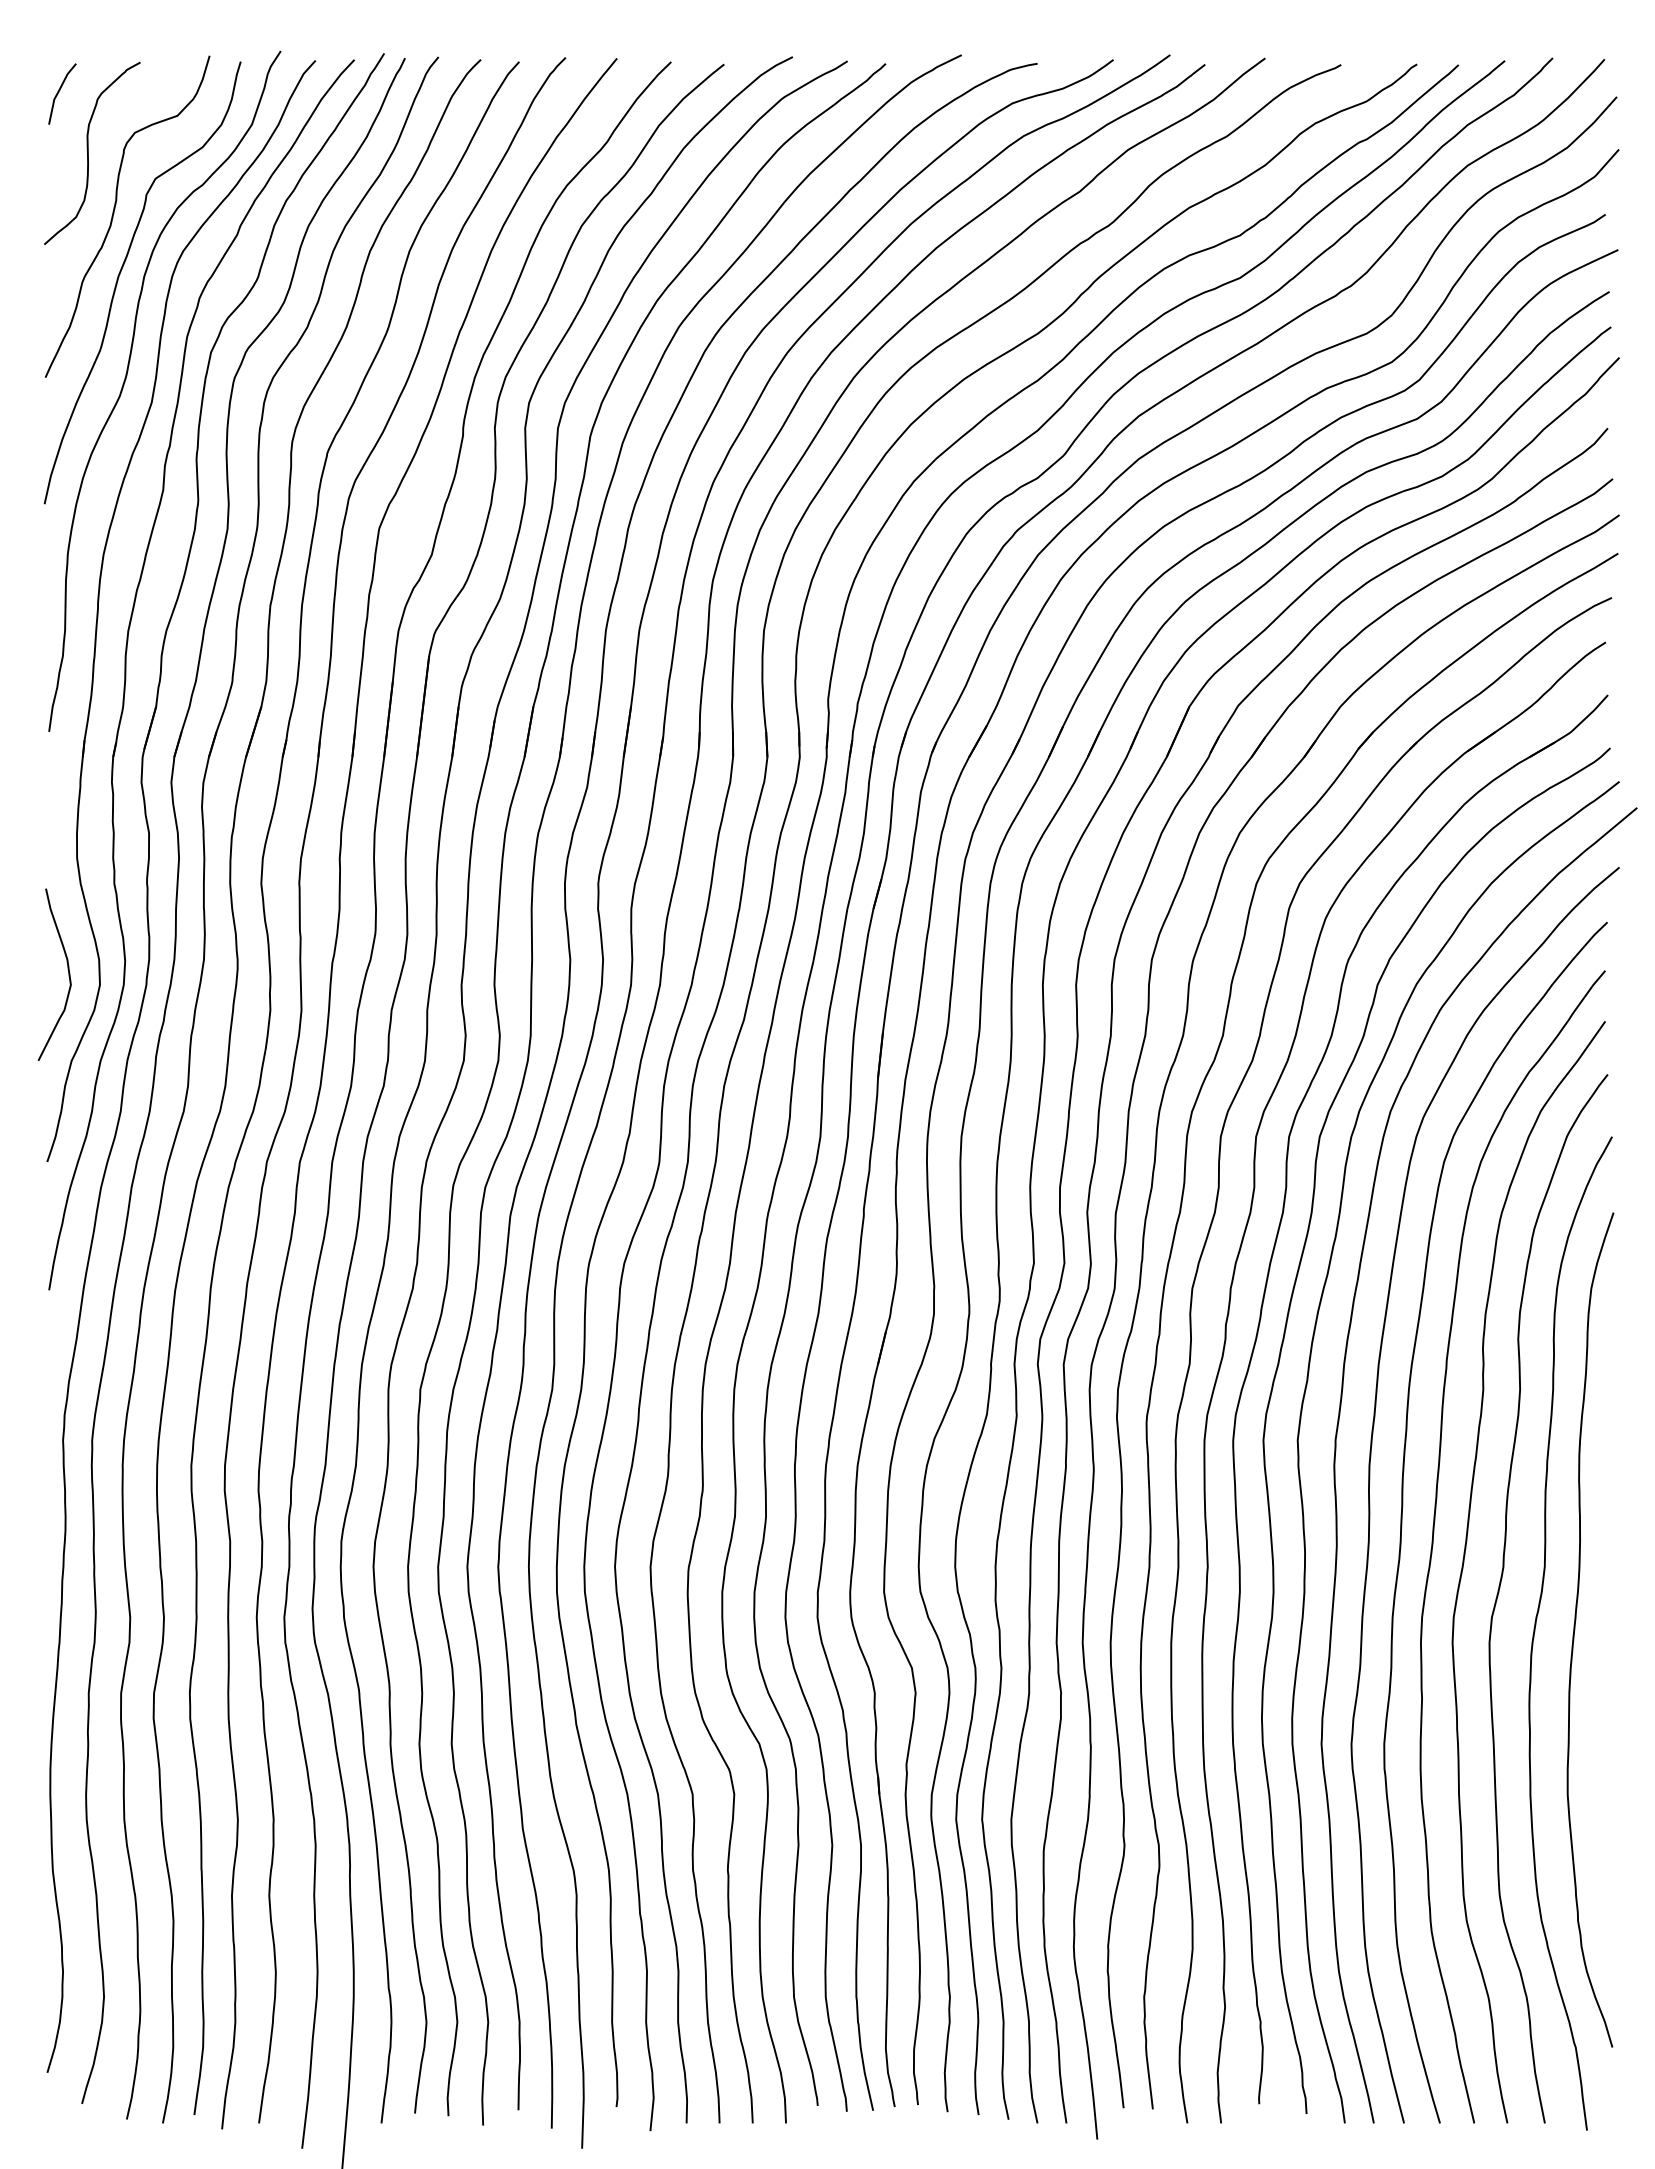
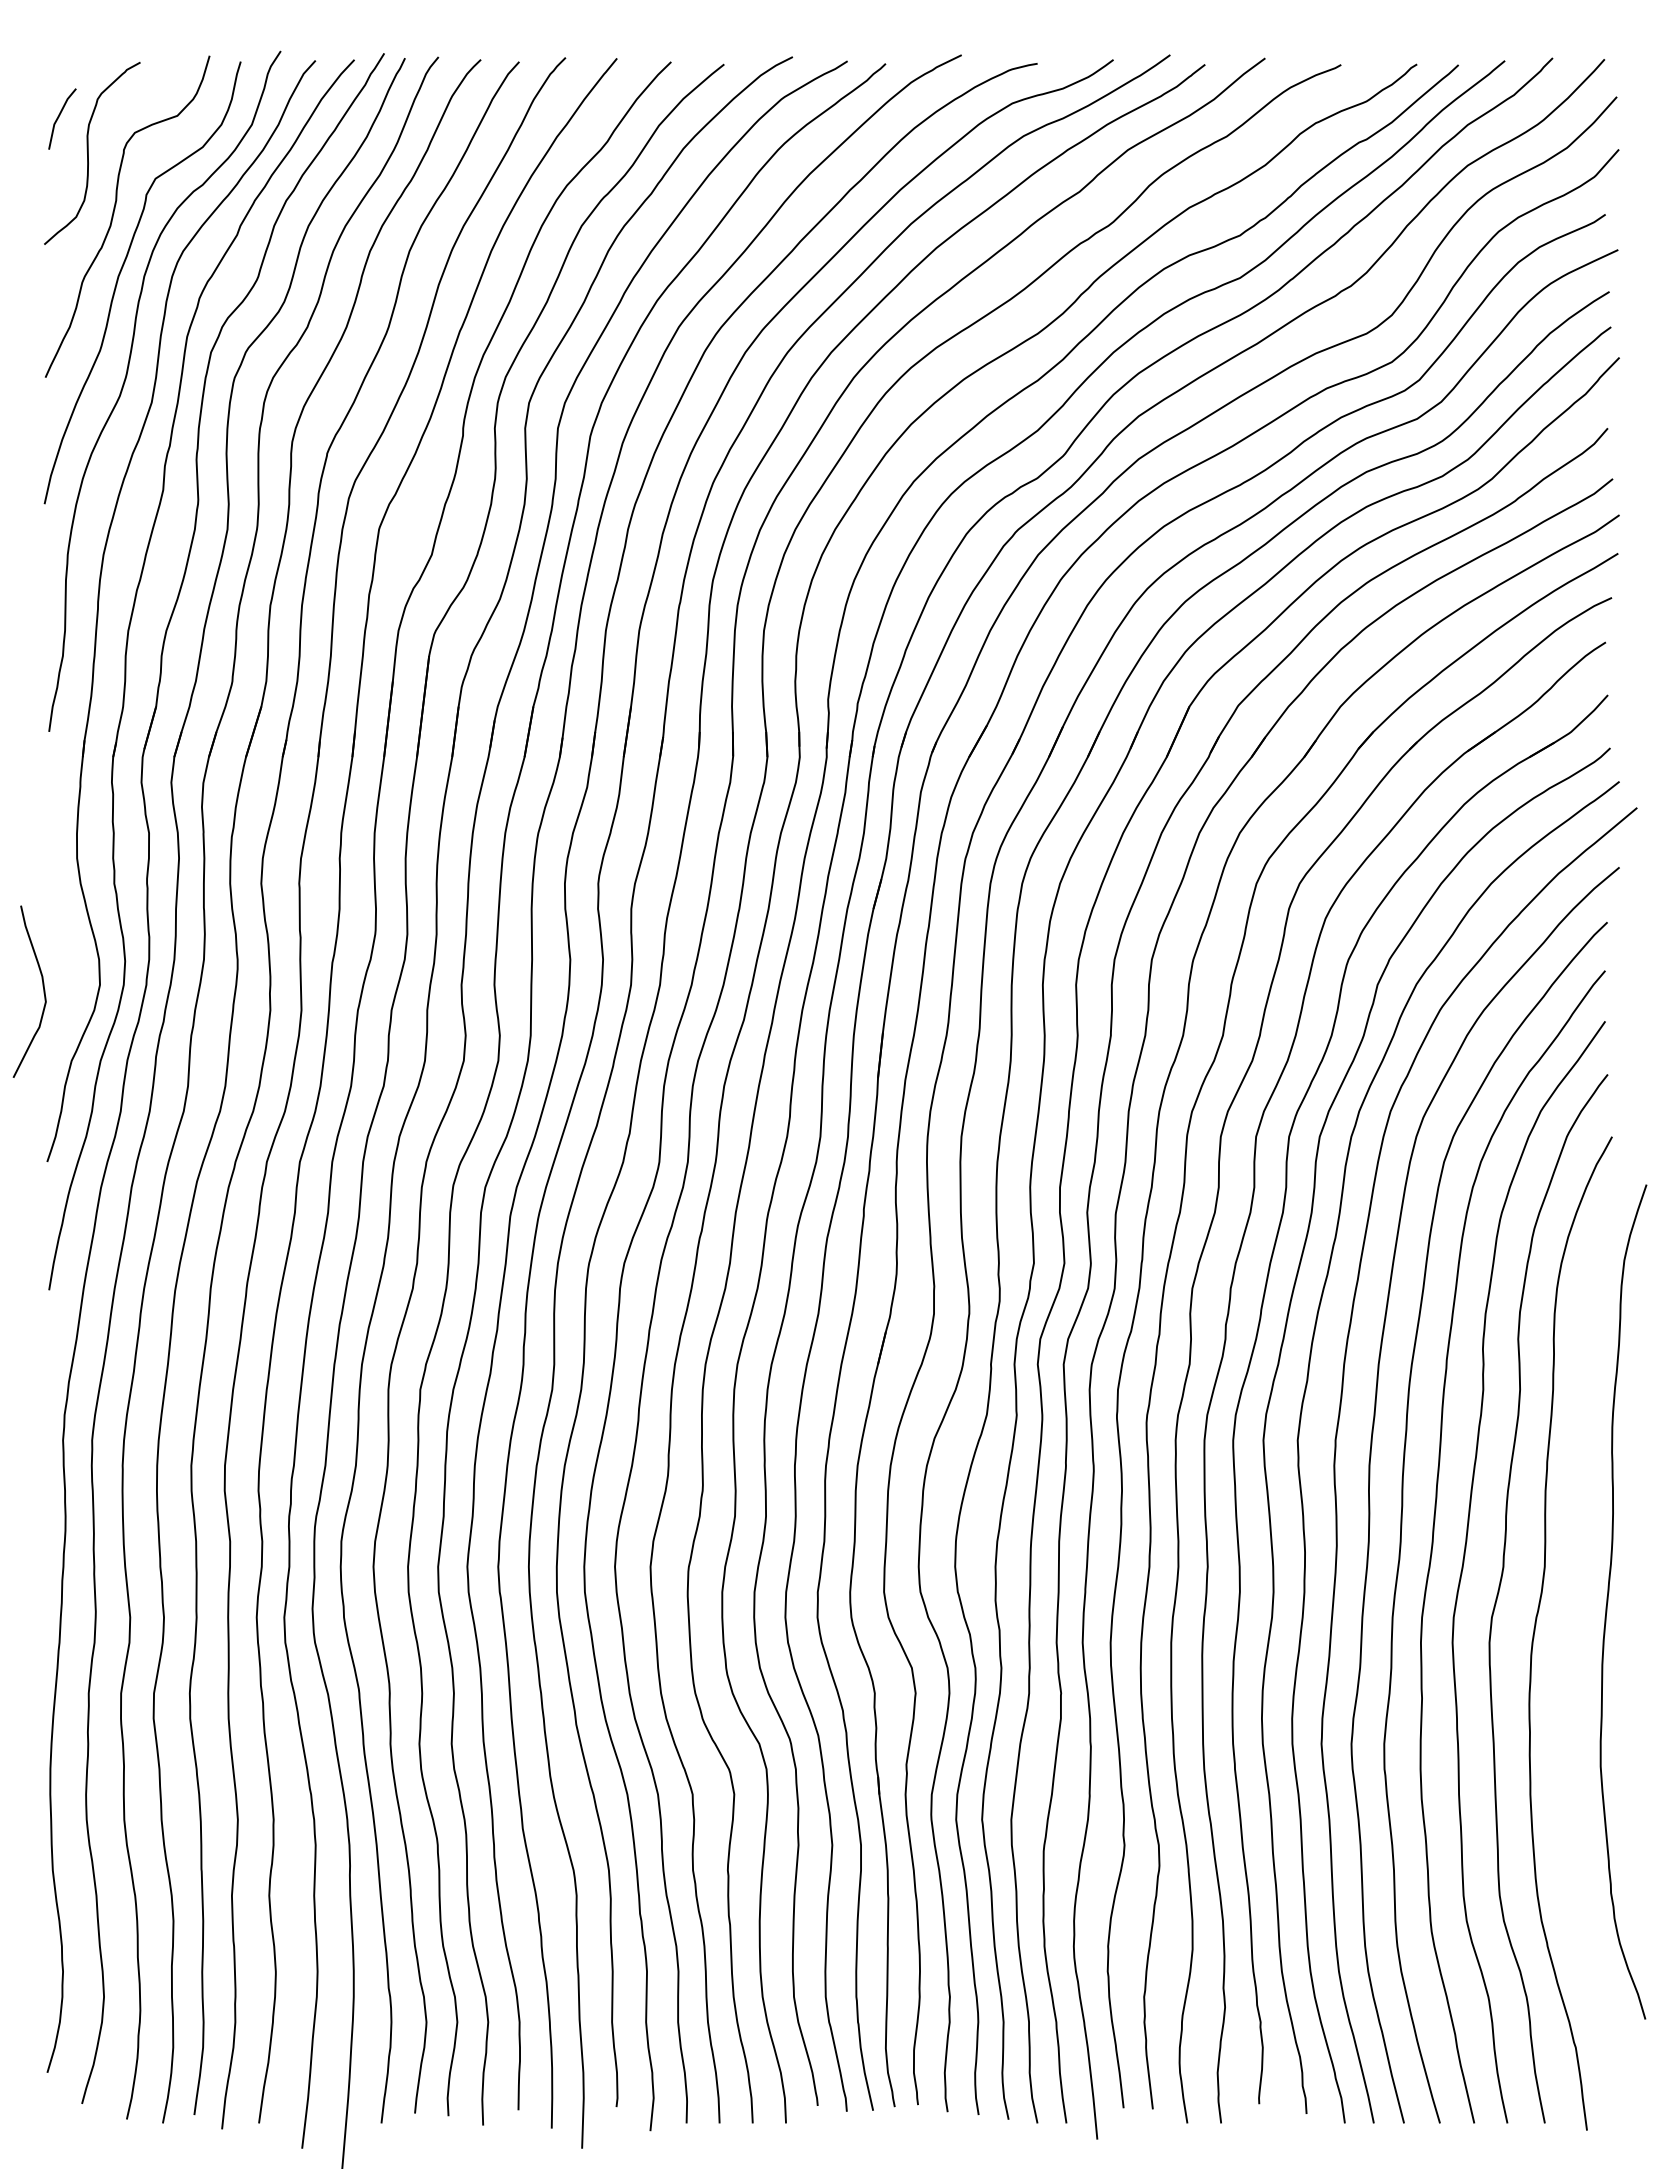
line position: (59, 92) -> (59, 117) (59, 117)
curve position: (67, 969) -> (42, 986) (42, 986)
curve position: (1575, 1629) -> (1608, 1601) (1608, 1601)
